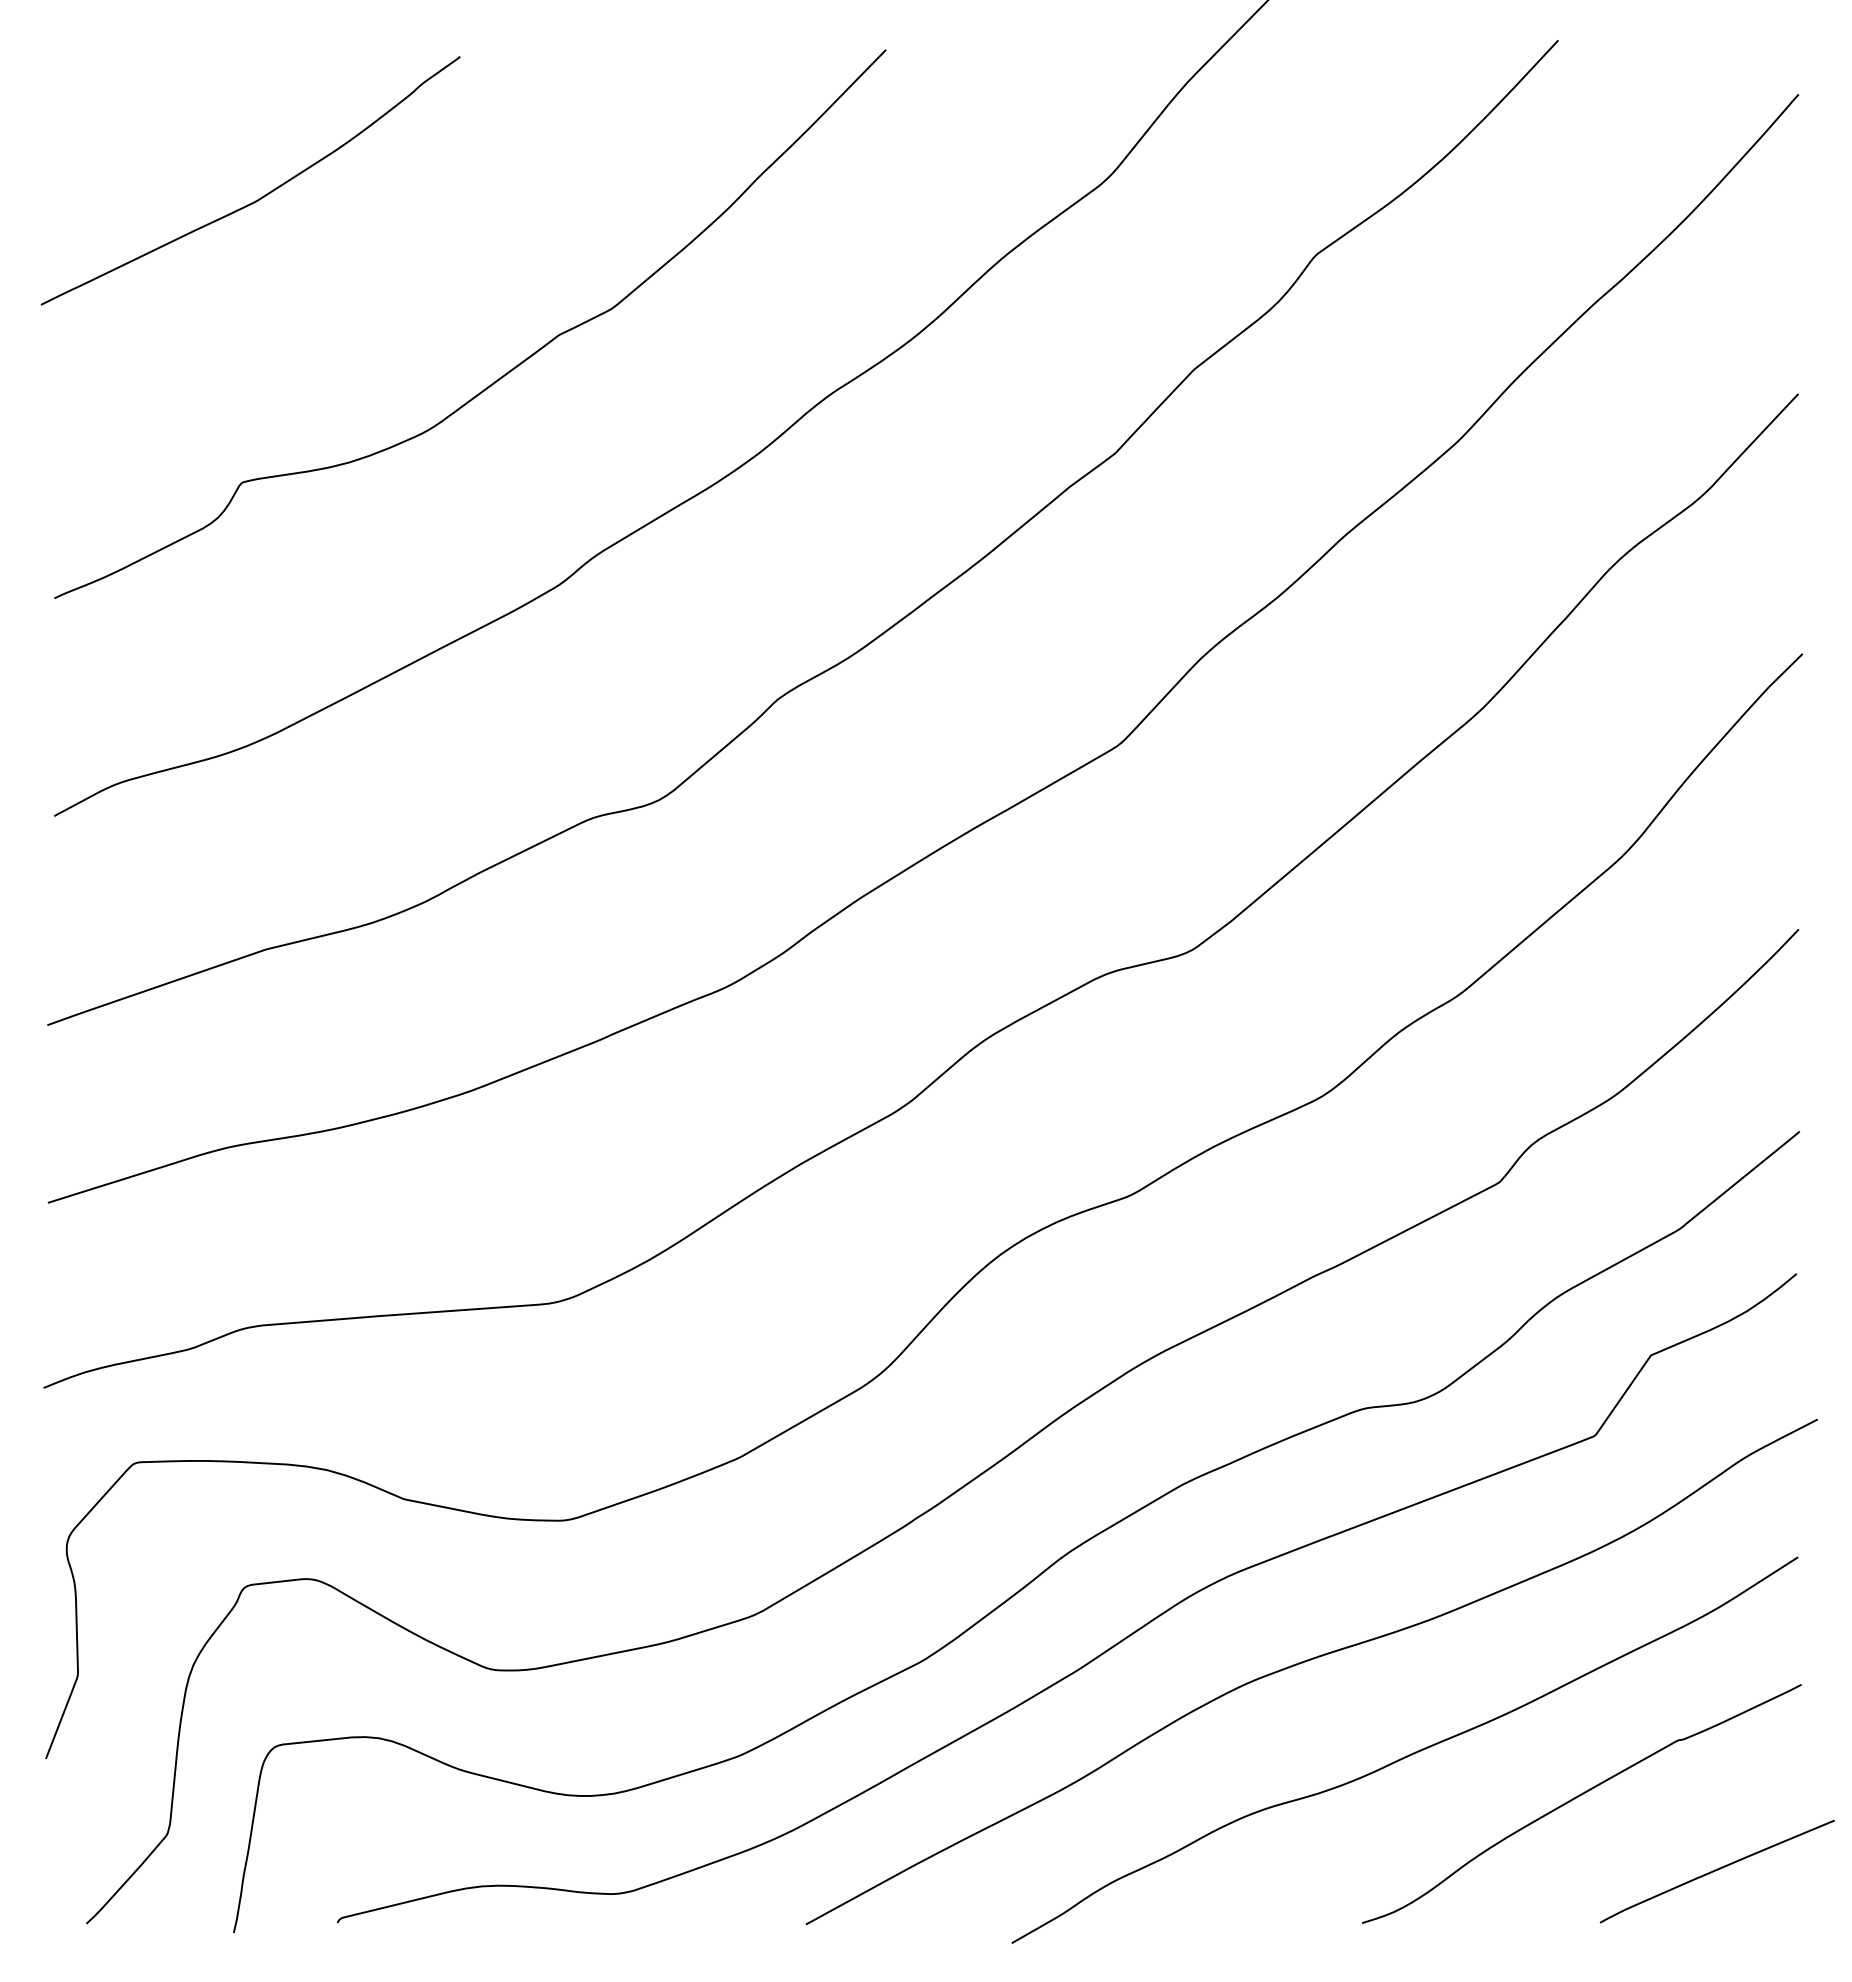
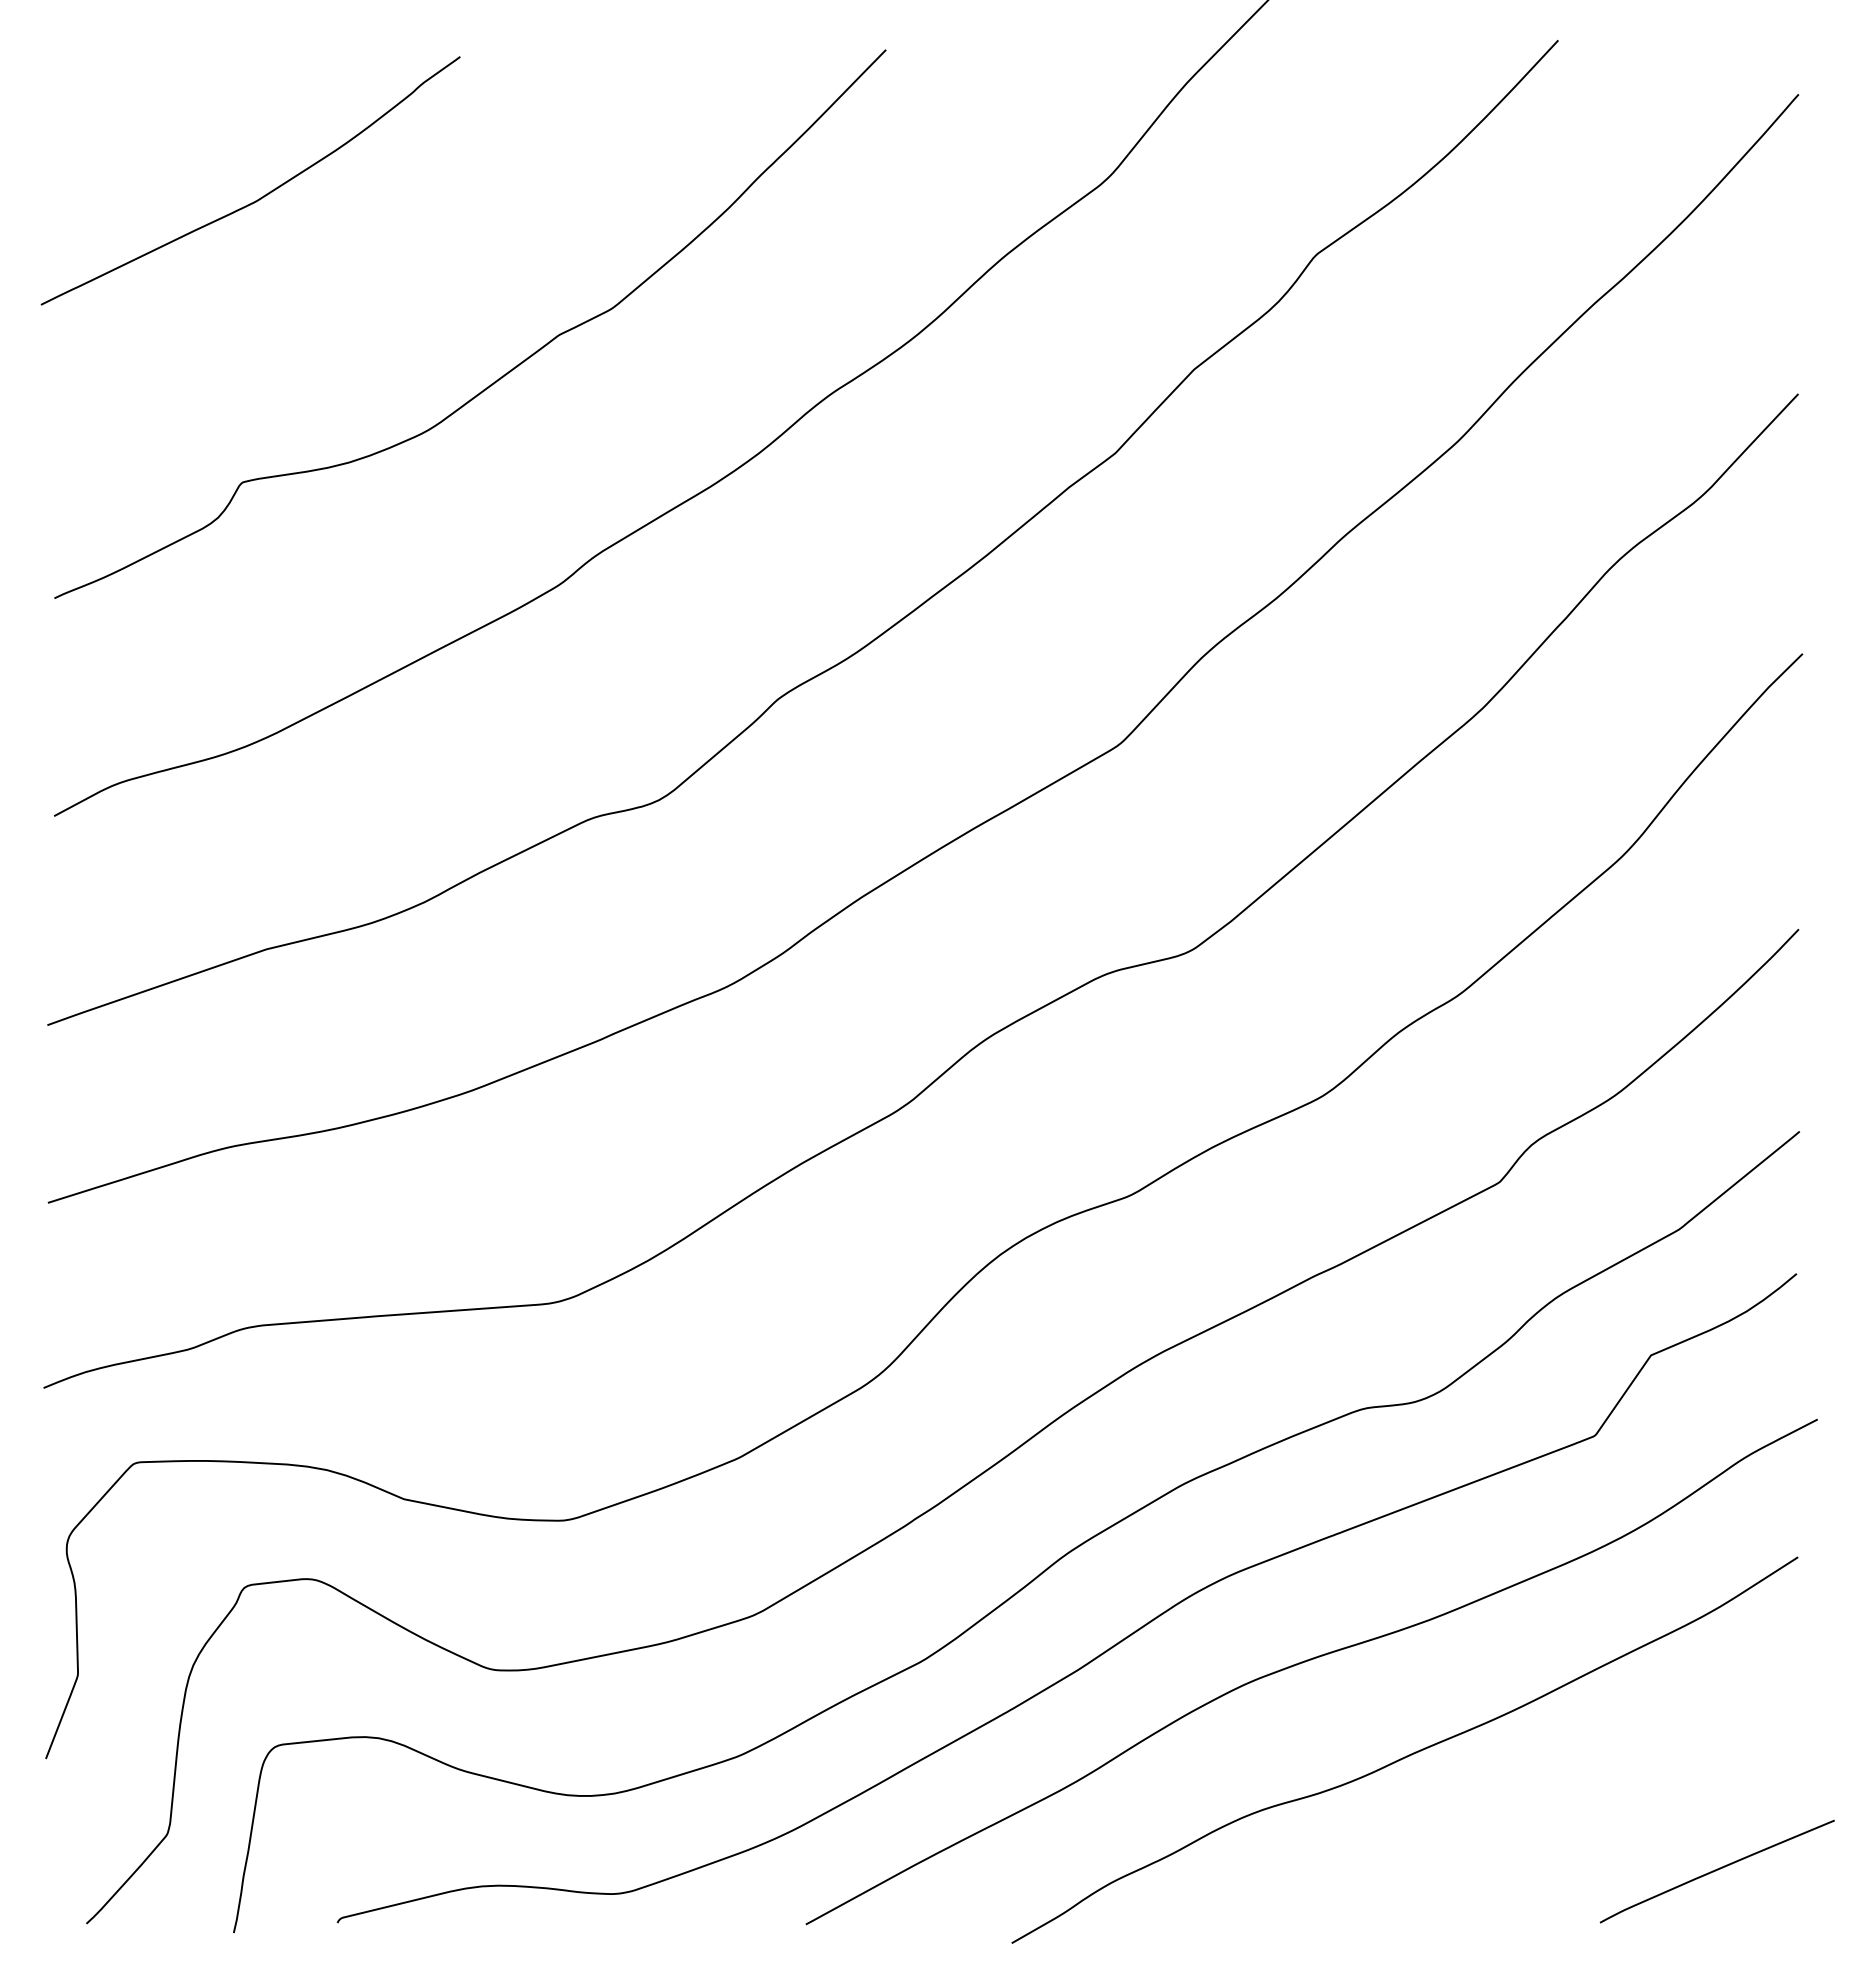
curve: present -> none (1578, 1797)
